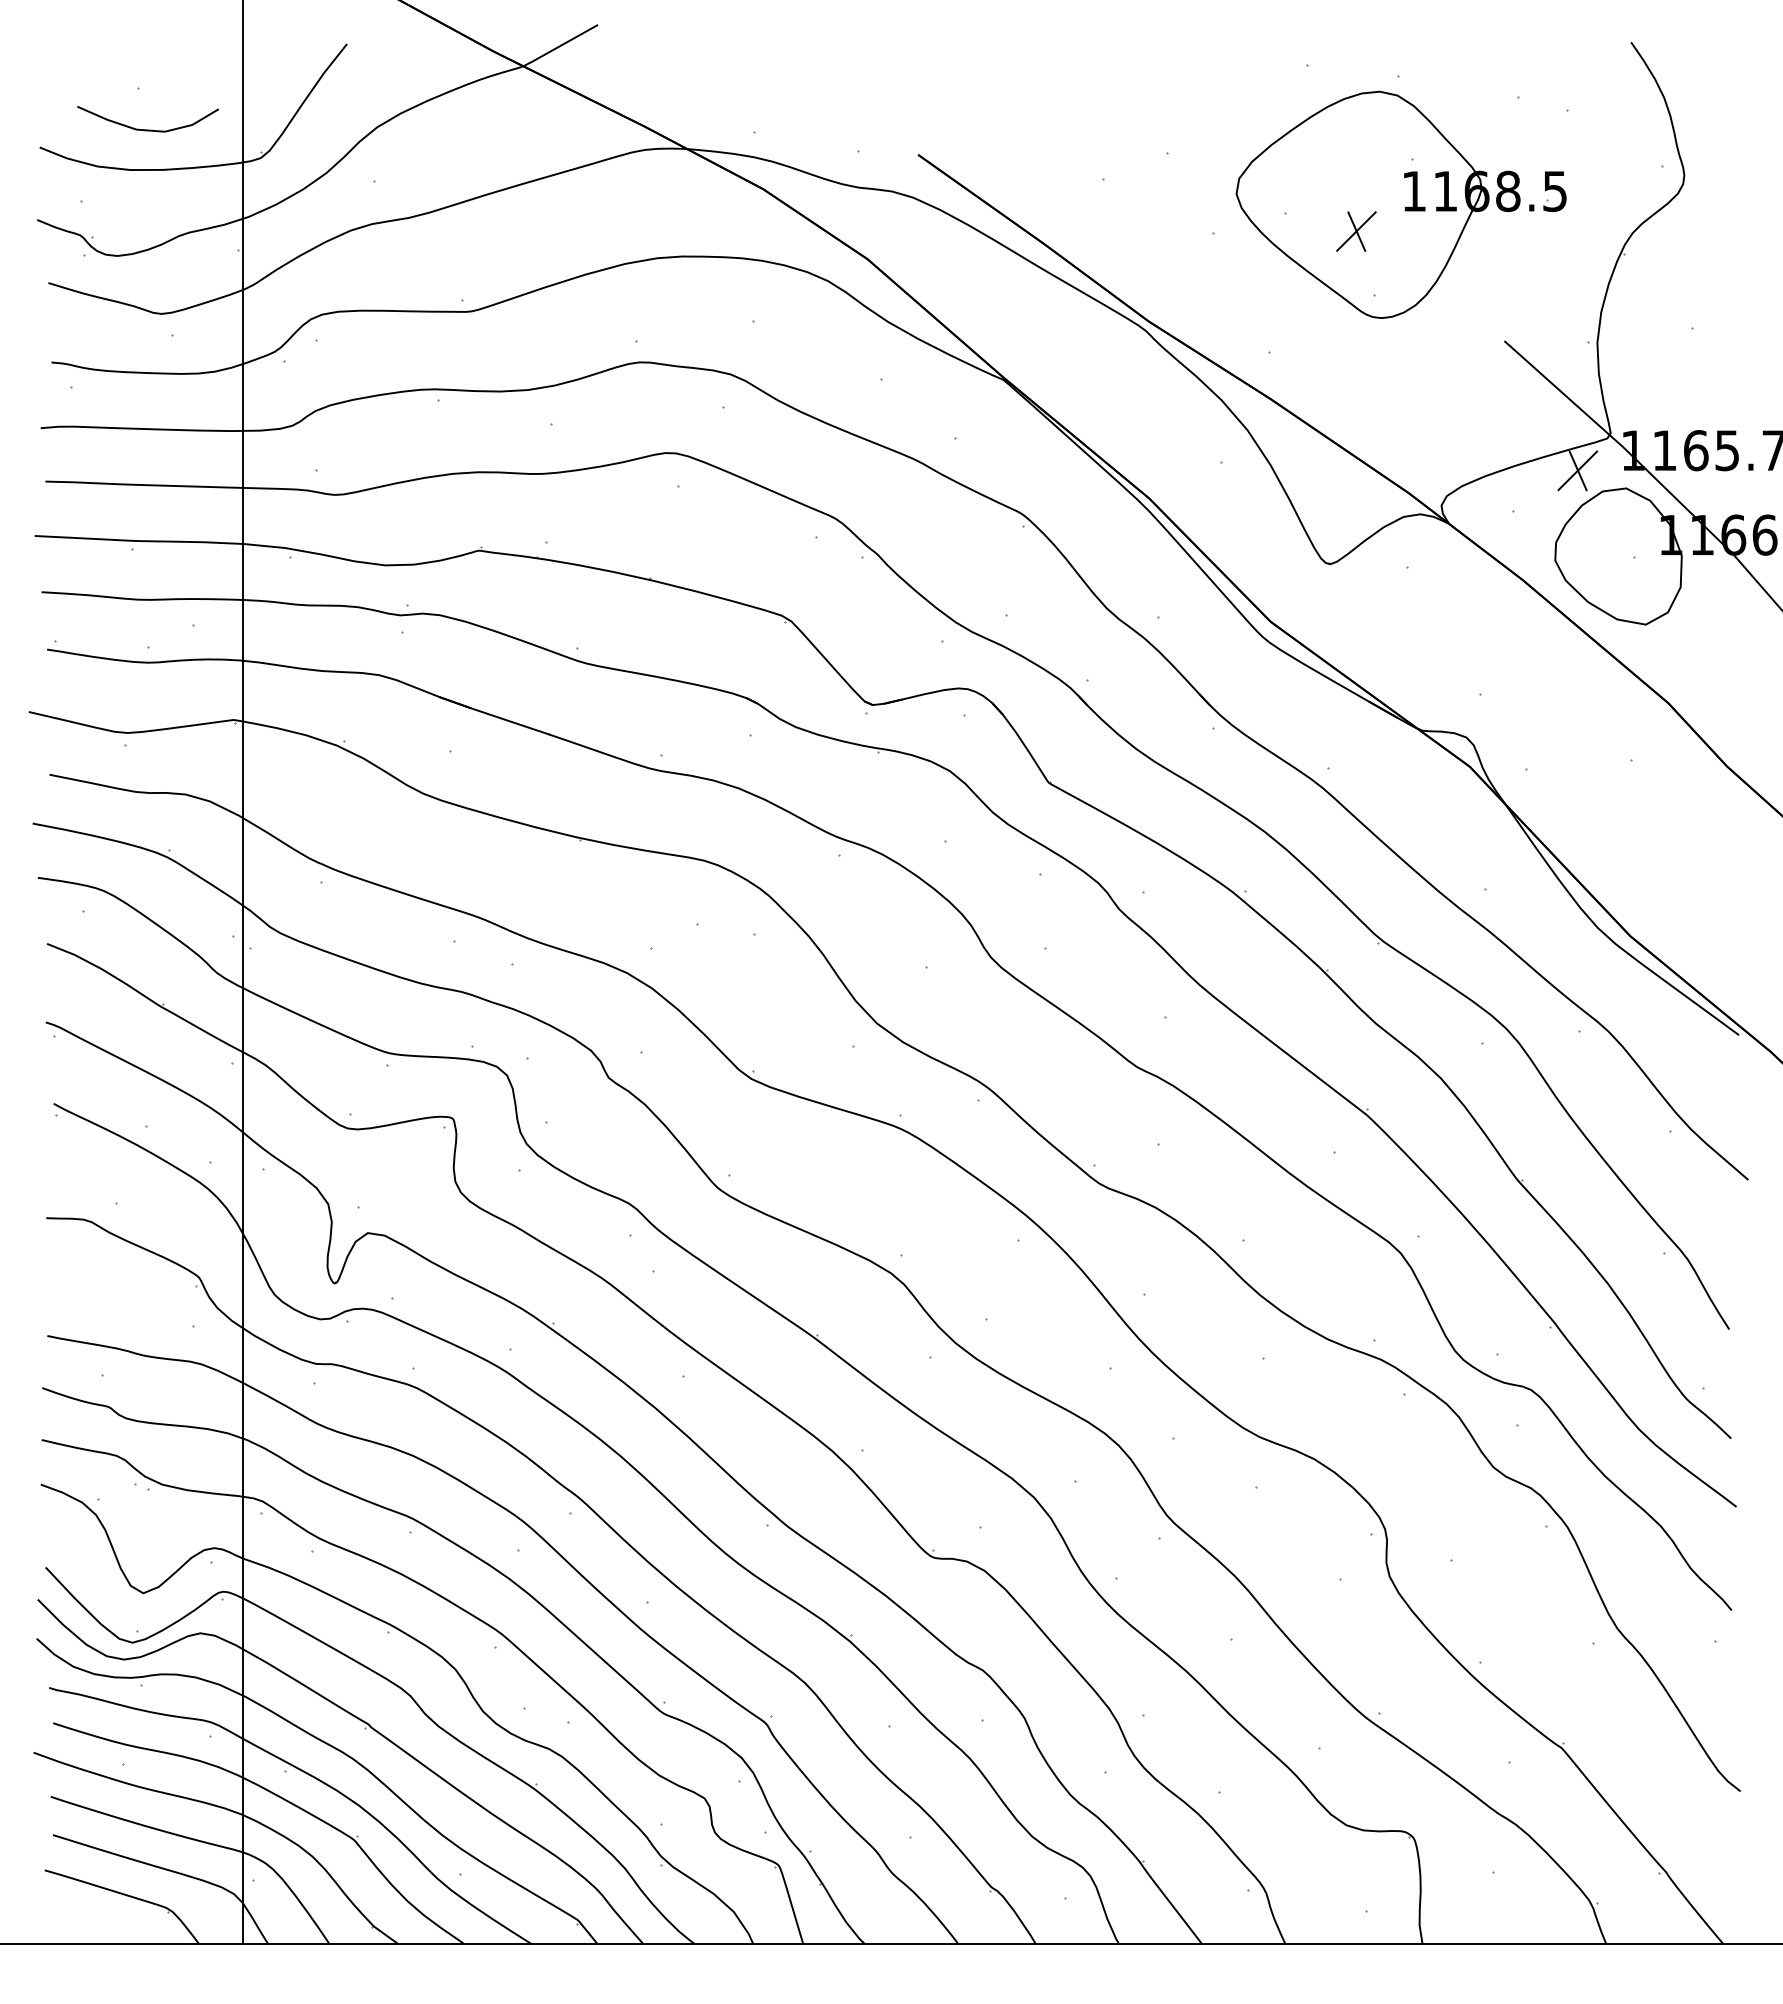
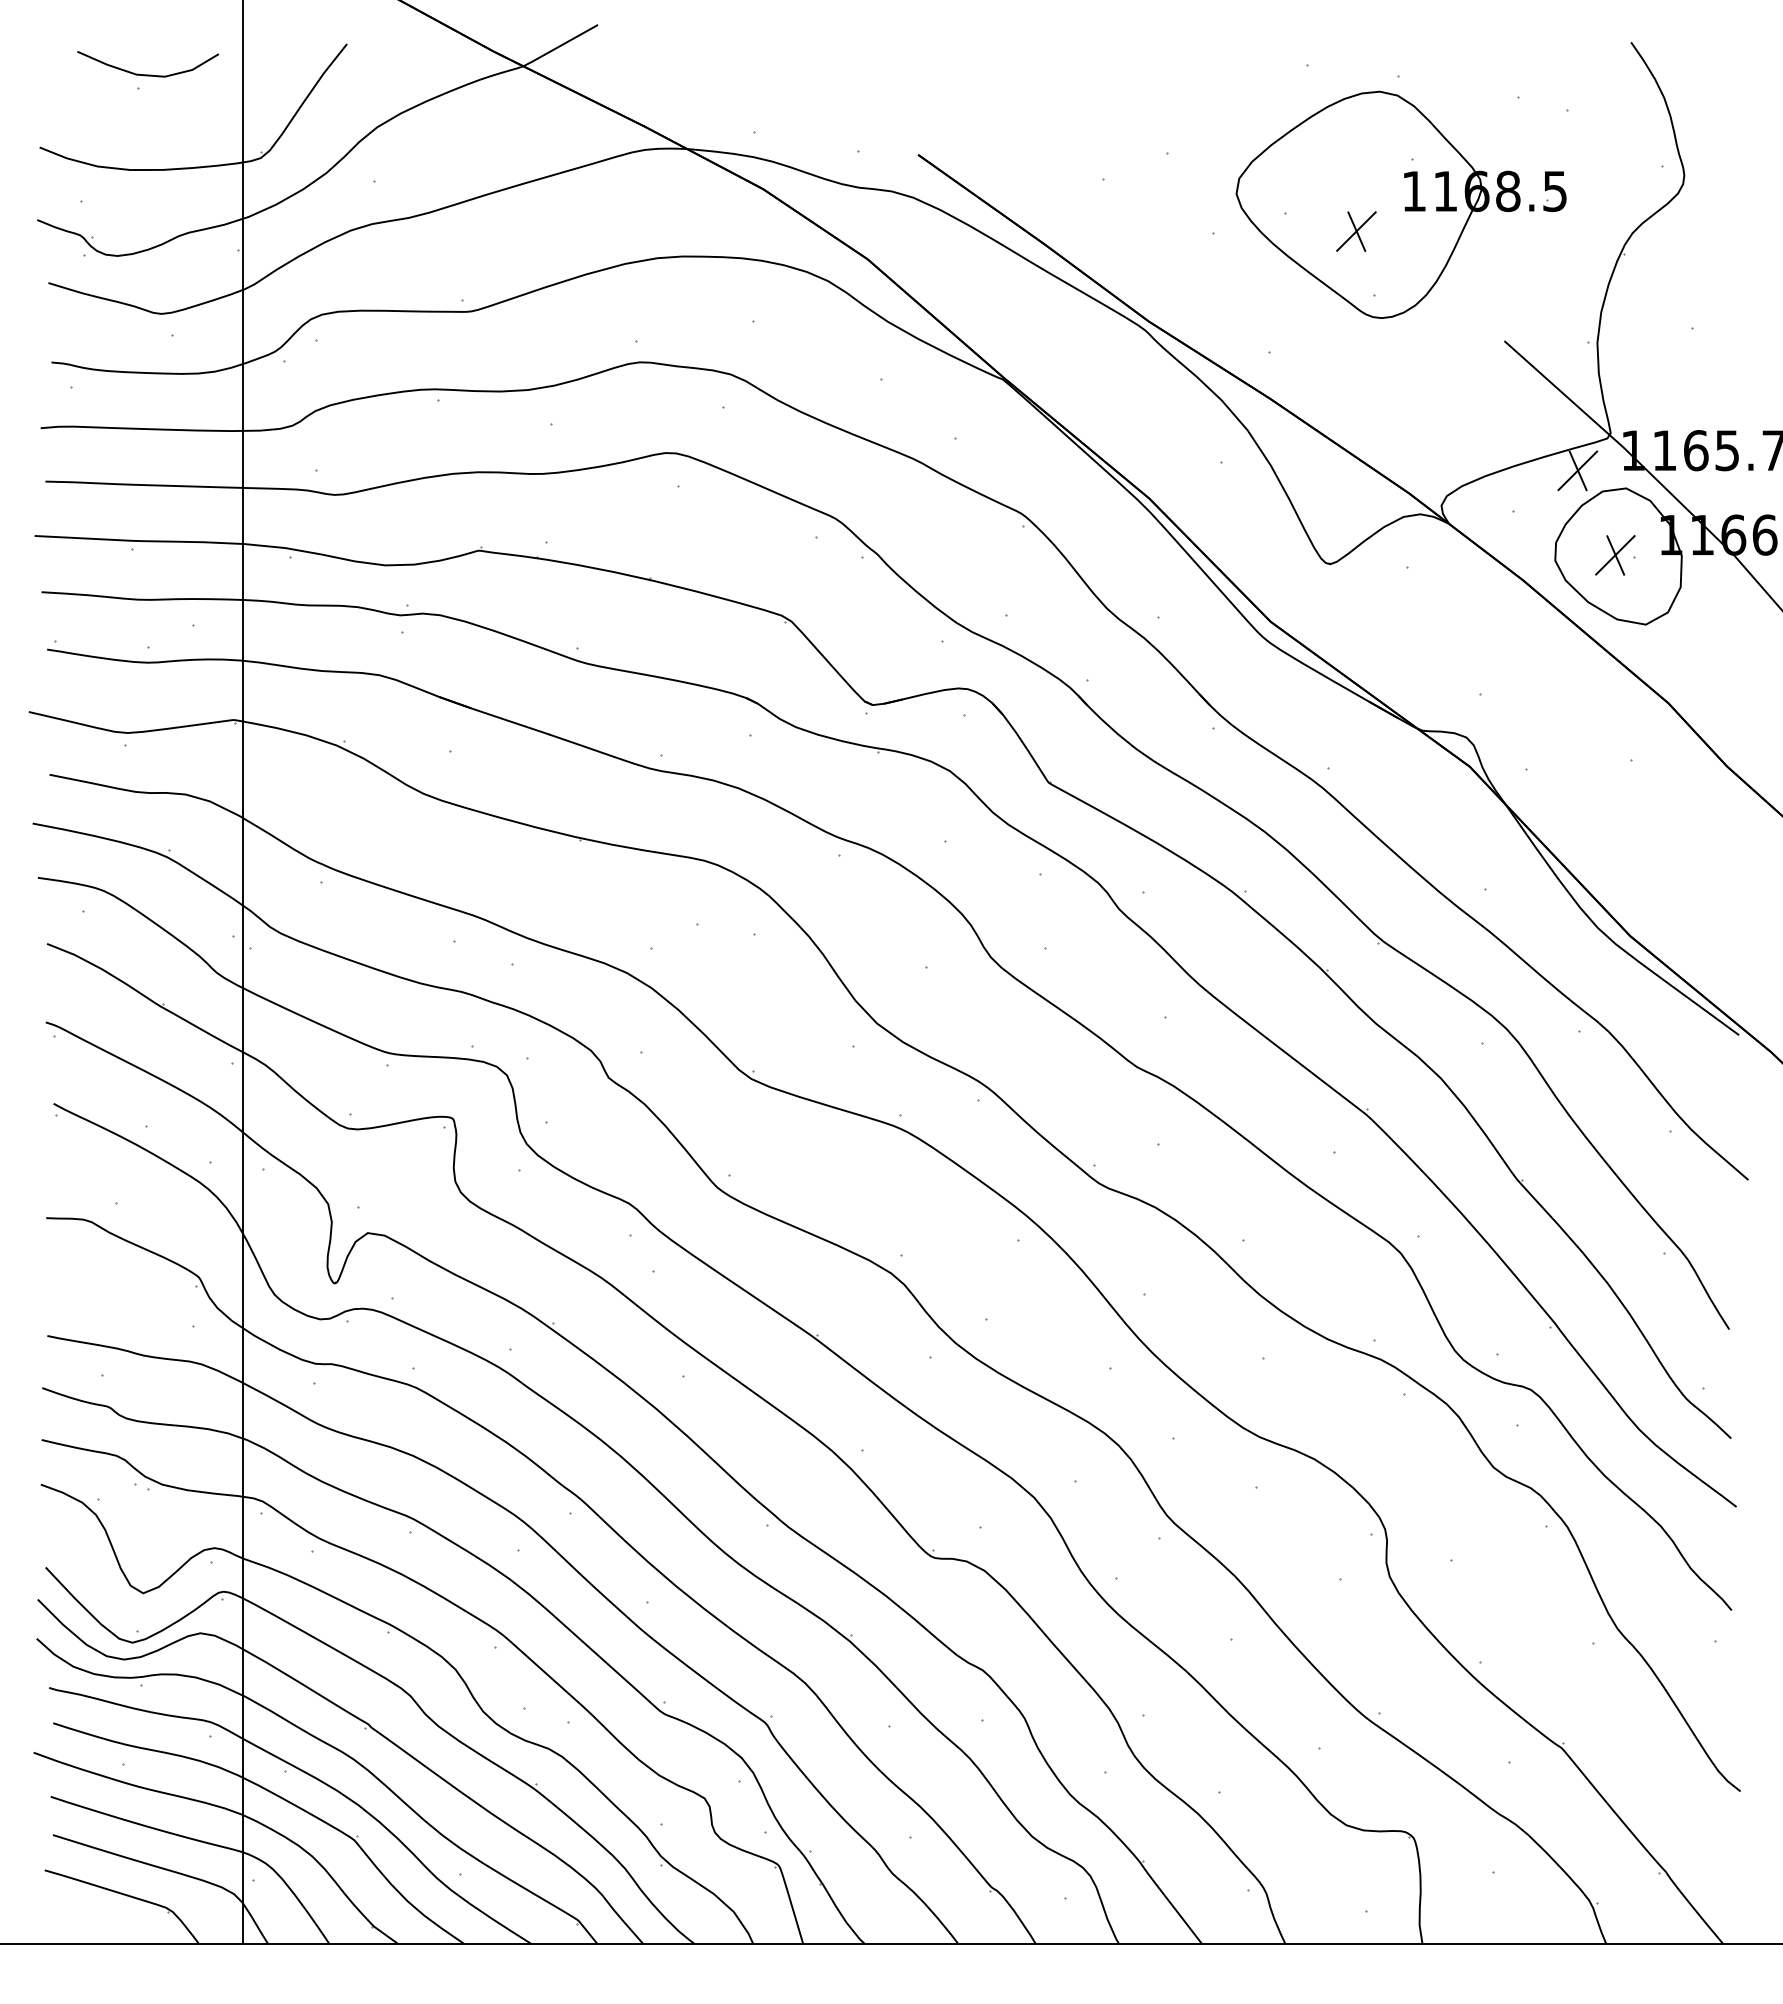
curve position: (148, 129) -> (148, 74) (148, 74)
part: none -> present (1615, 555)
